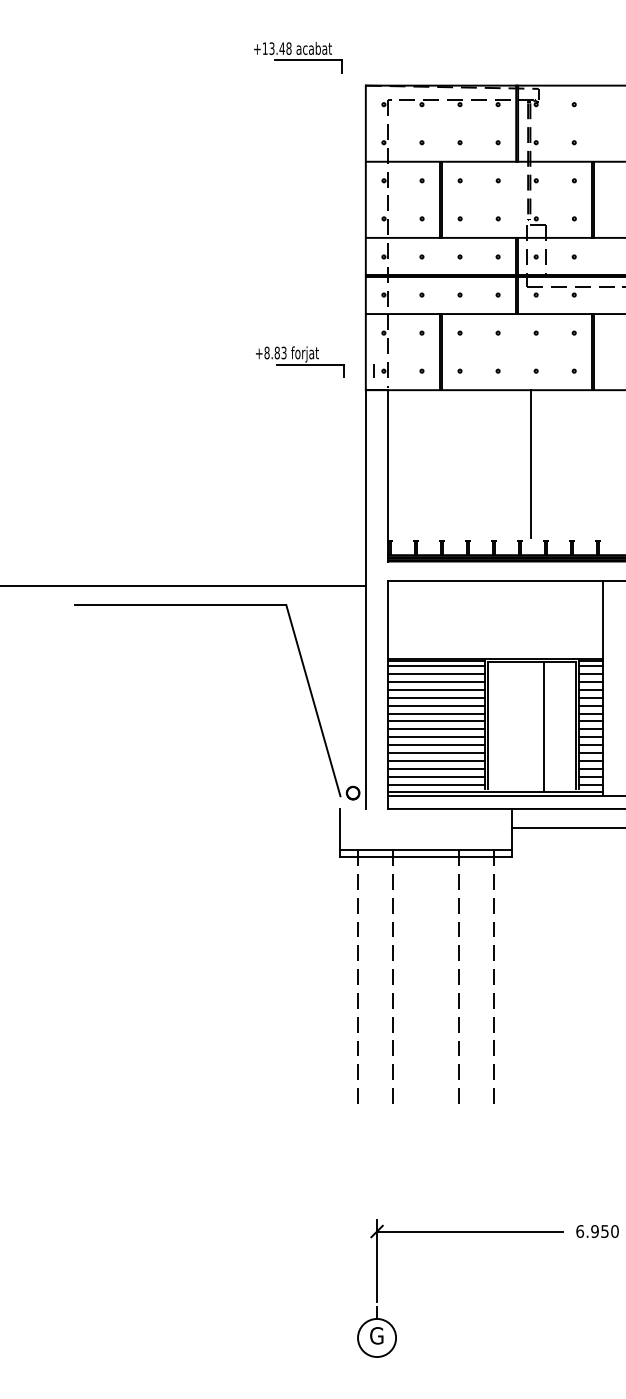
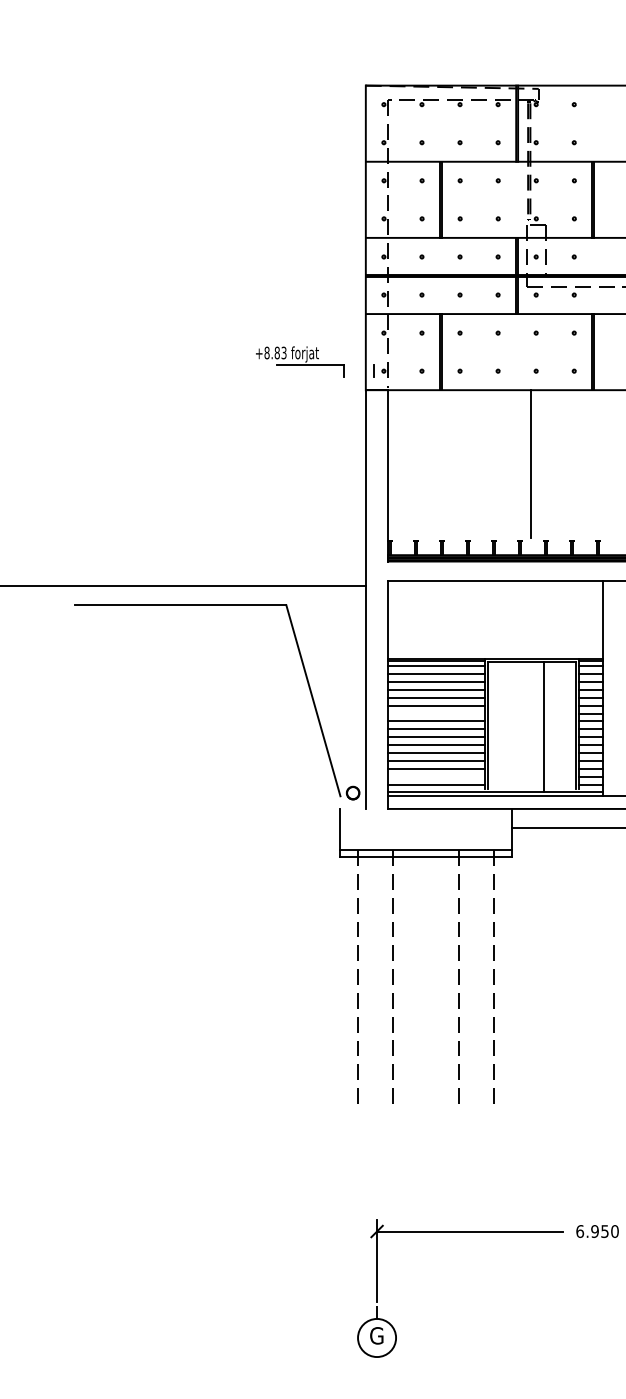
part: present -> none (298, 57)
line: present -> none (436, 713)
line: present -> none (436, 776)
